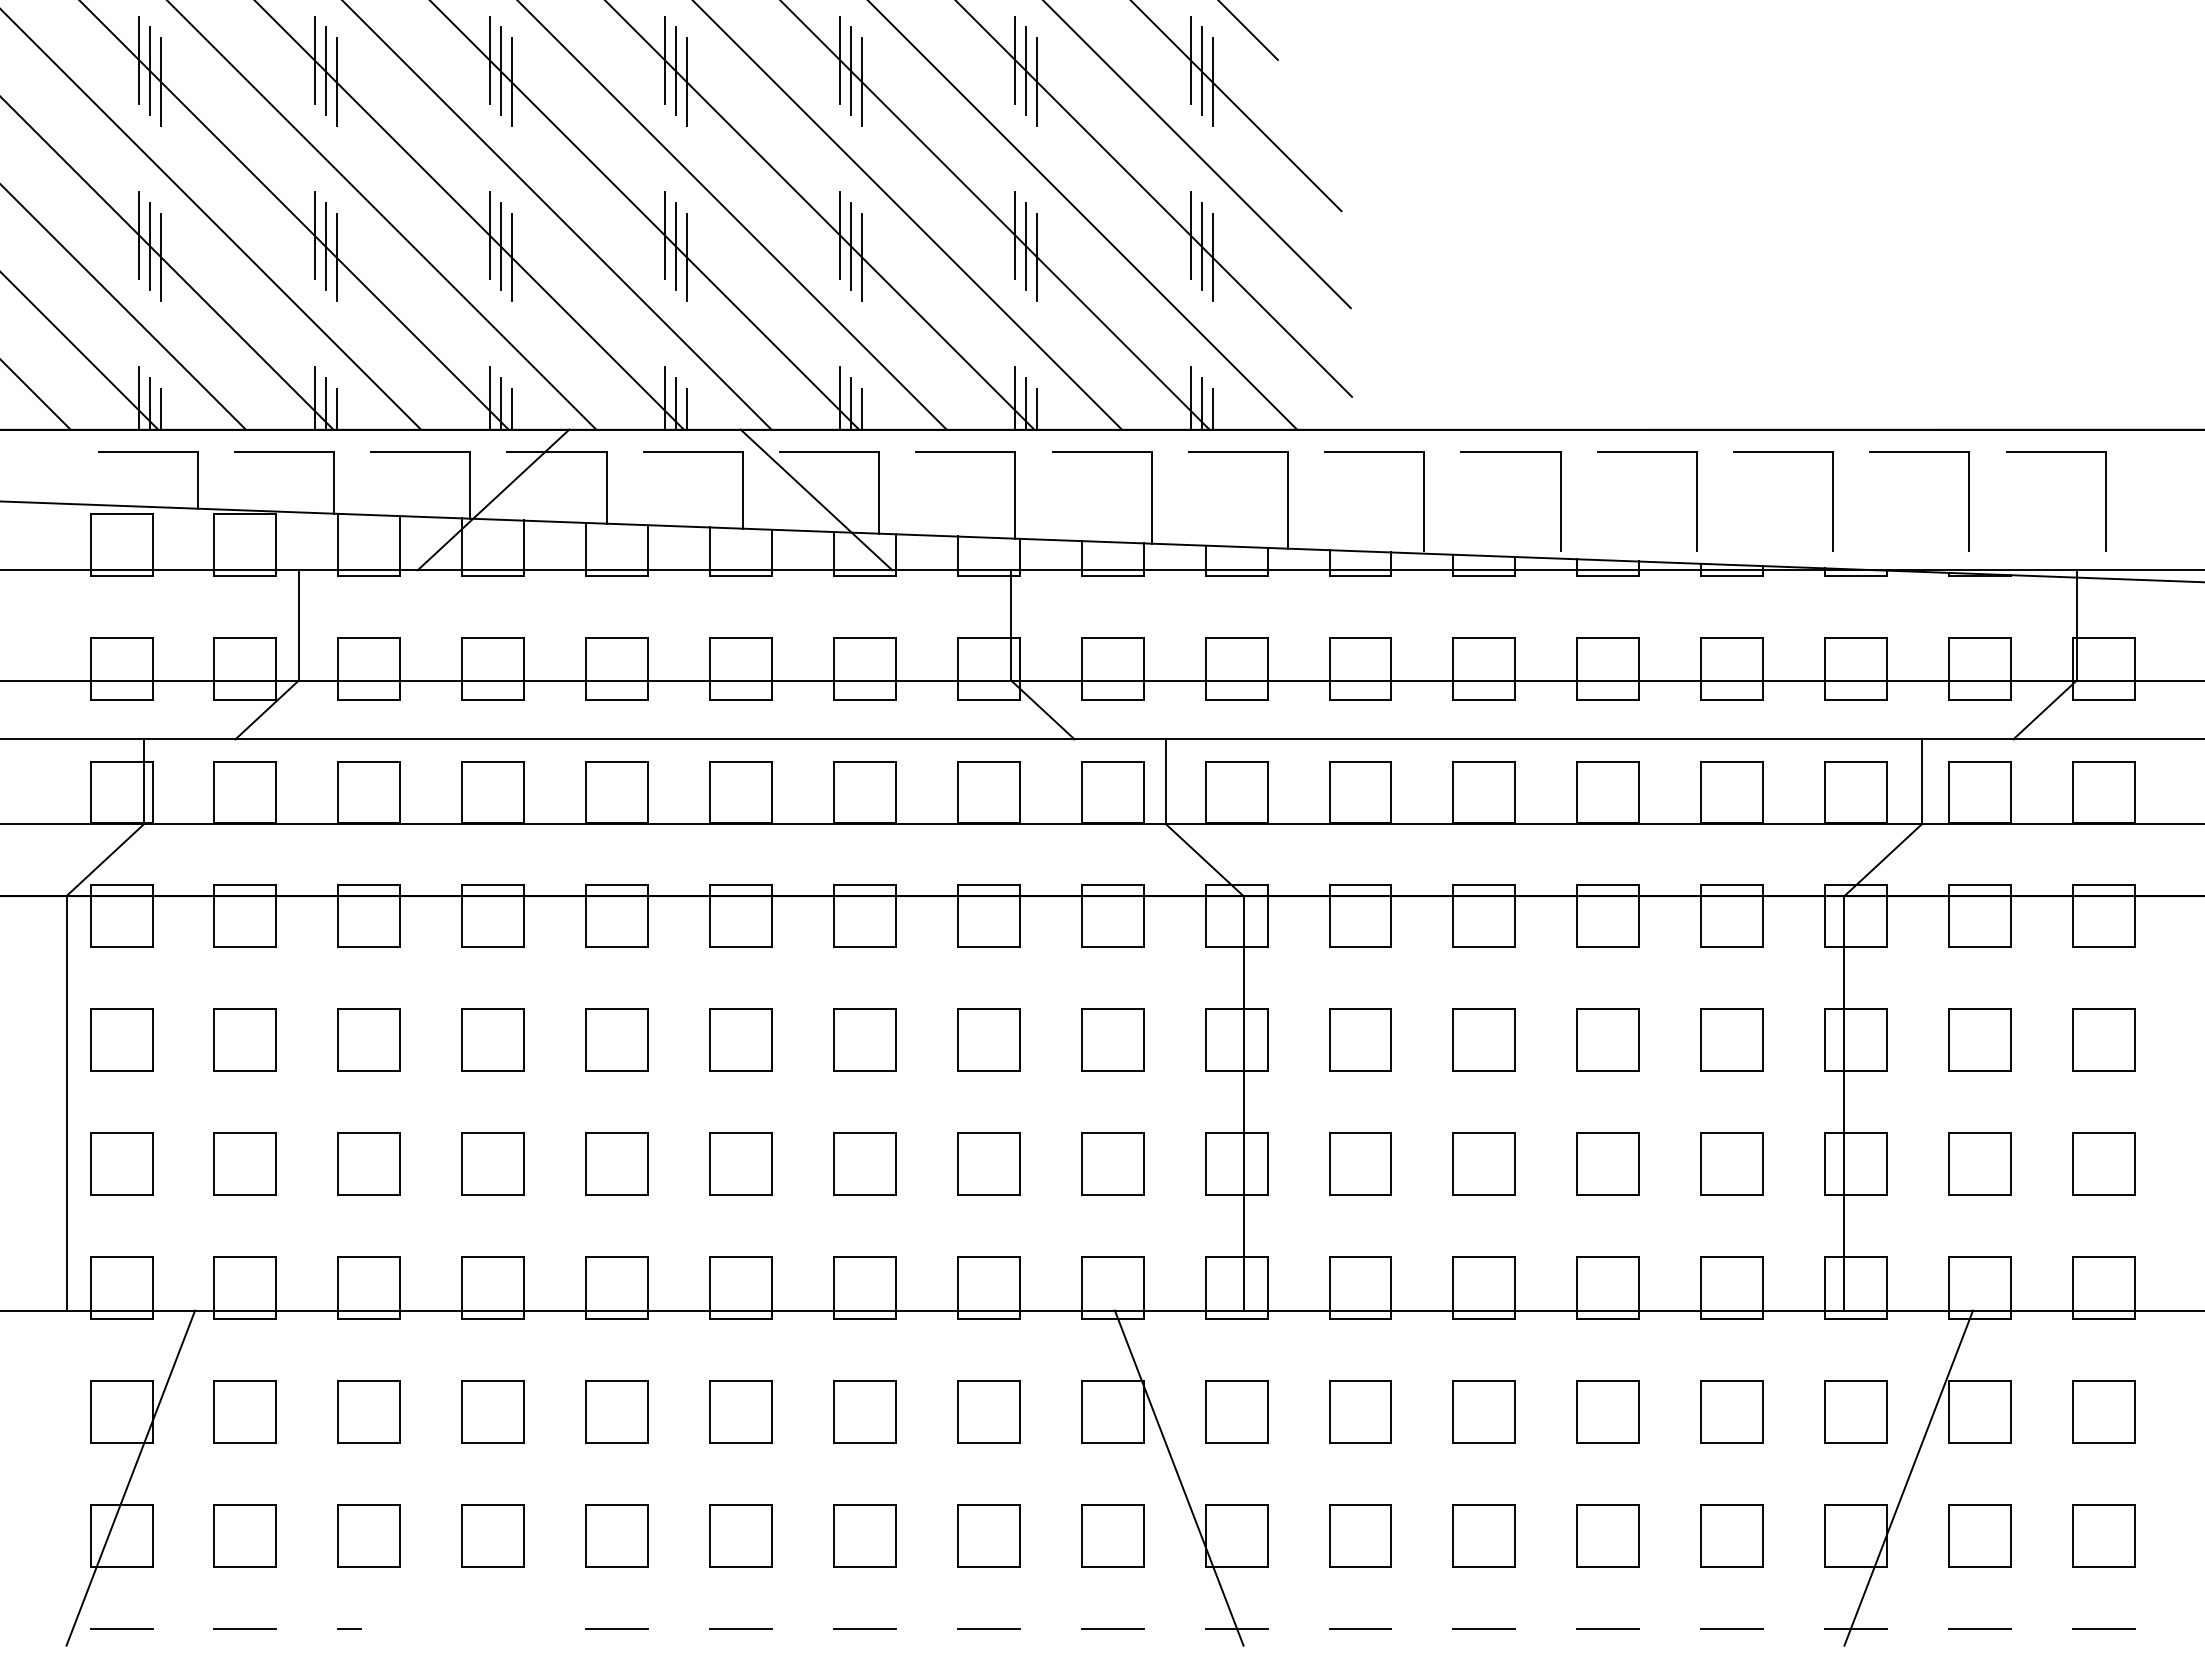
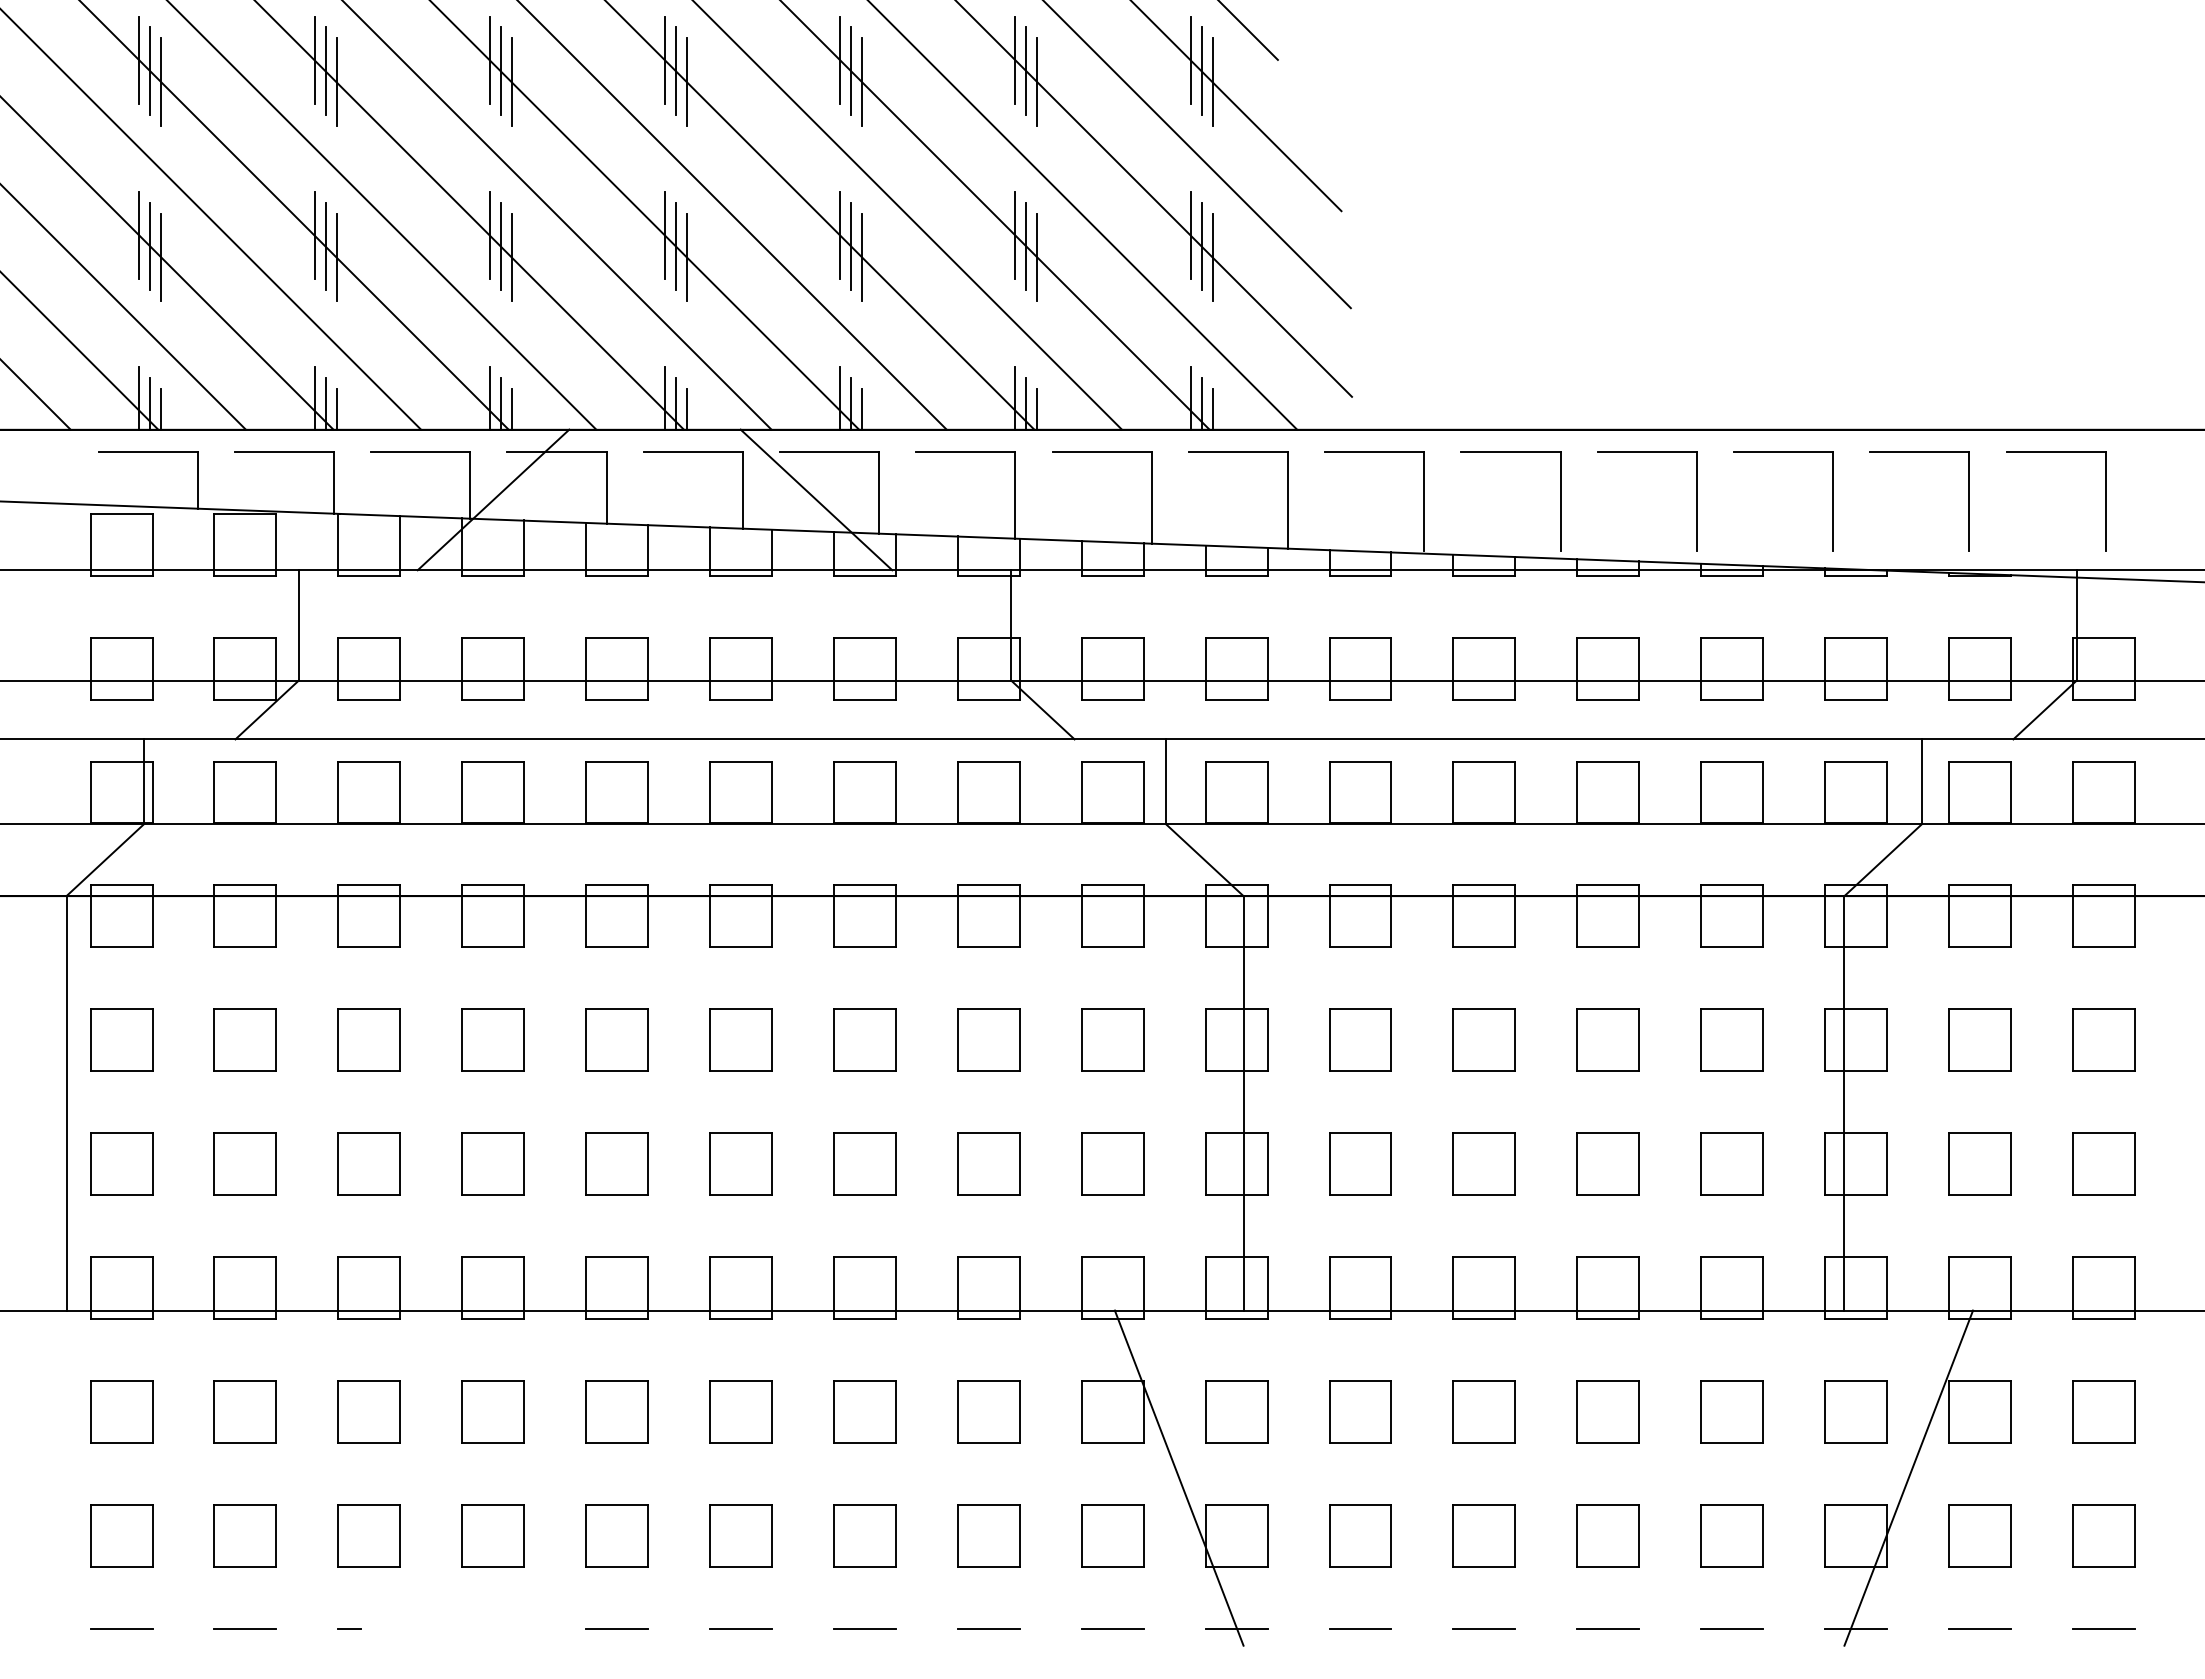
line: present -> none (130, 1477)
